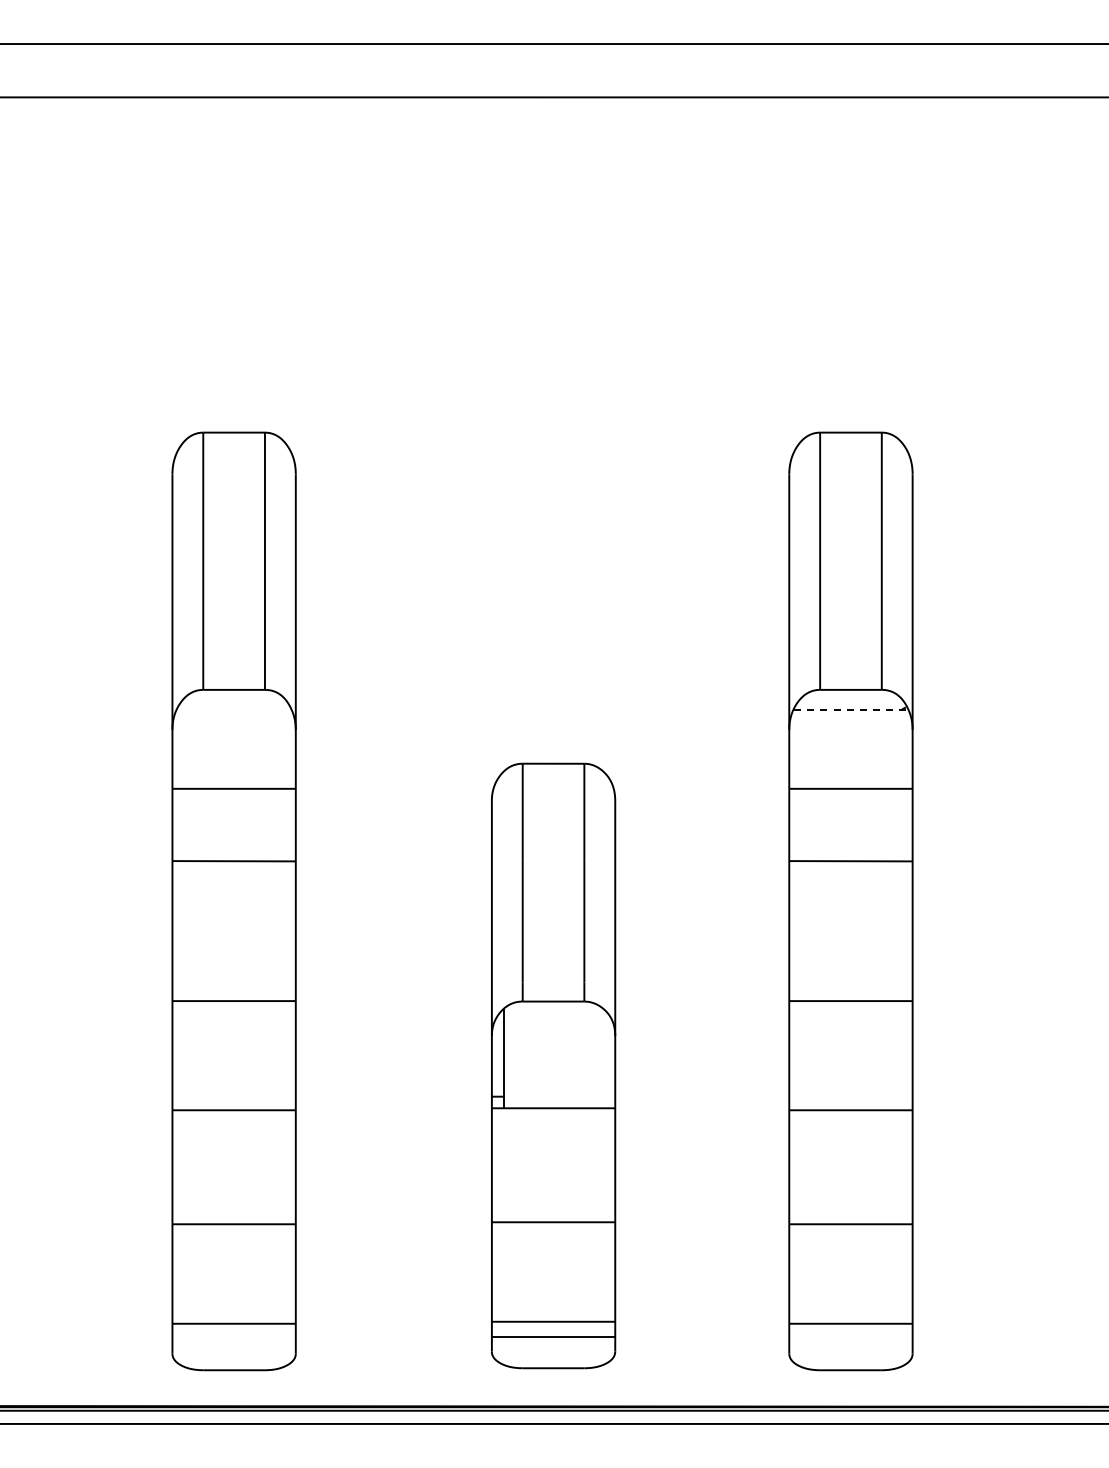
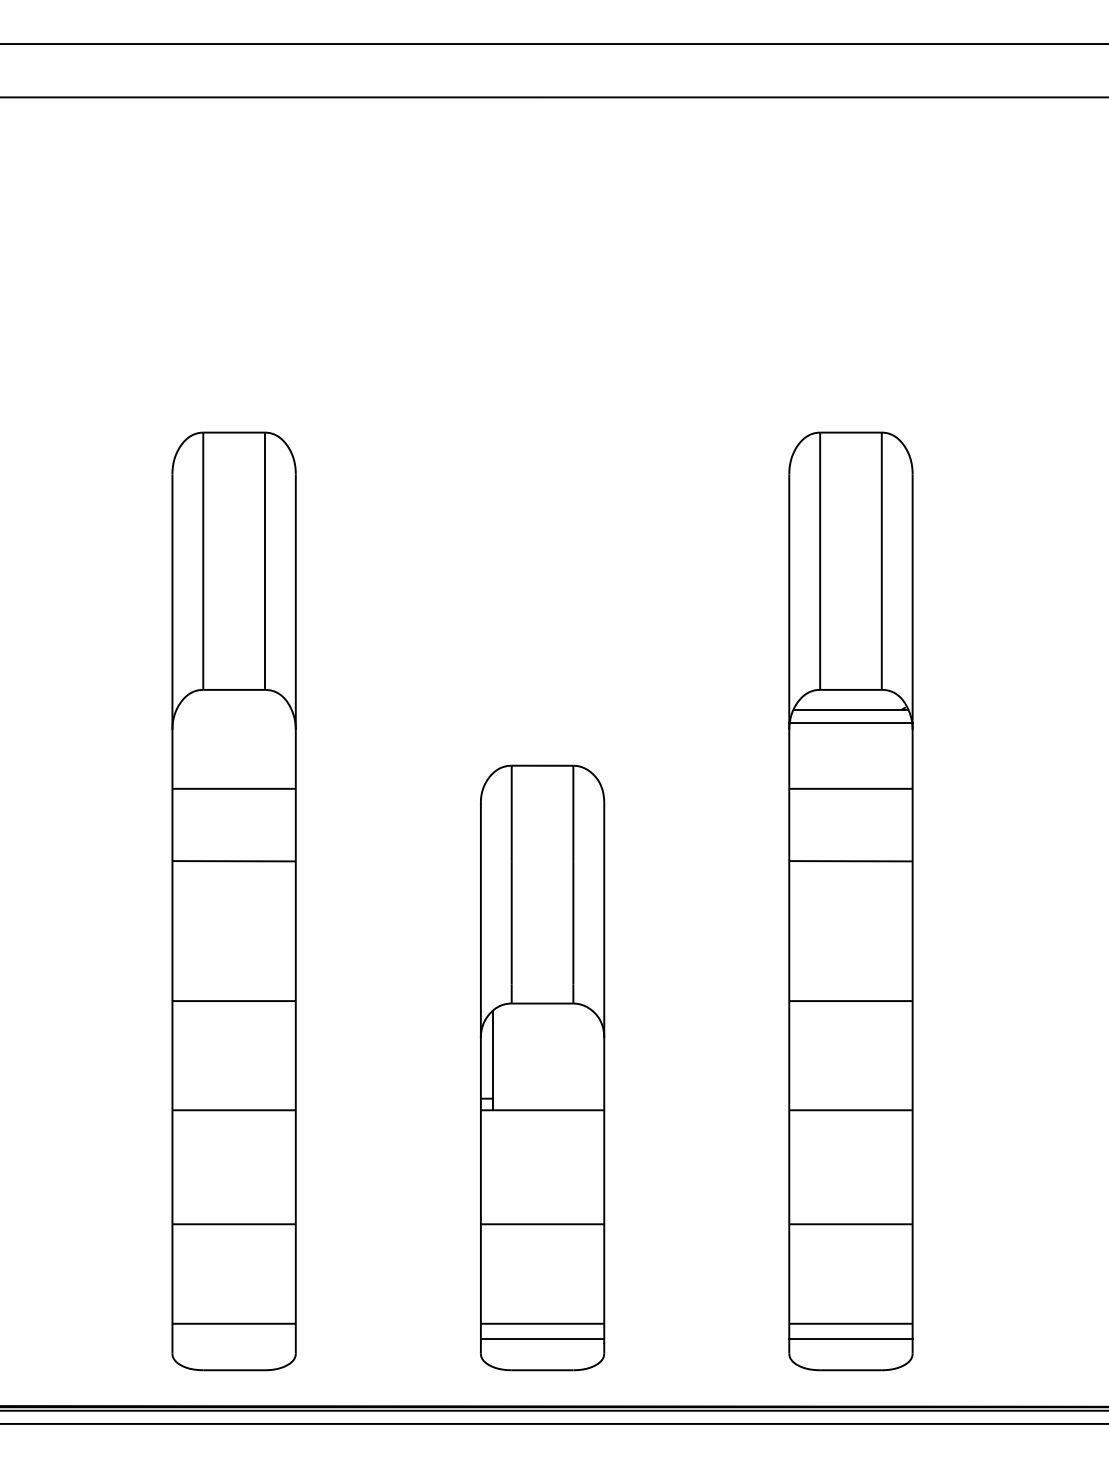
line: dashed -> solid (850, 710)
line: none -> present (850, 722)
part position: (553, 1065) -> (542, 1067) (542, 1067)
line: none -> present (850, 1339)
